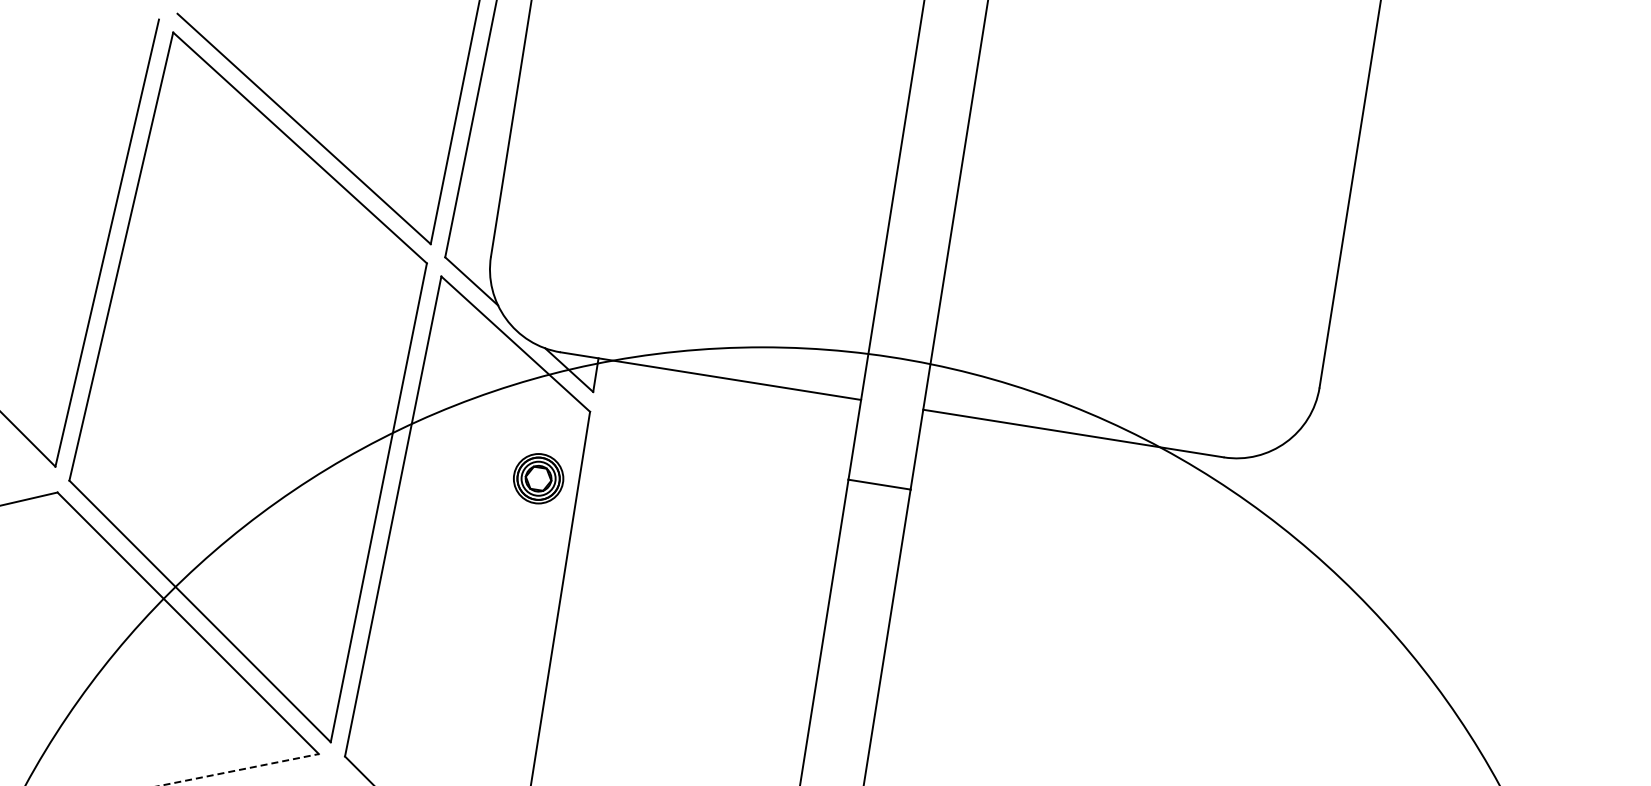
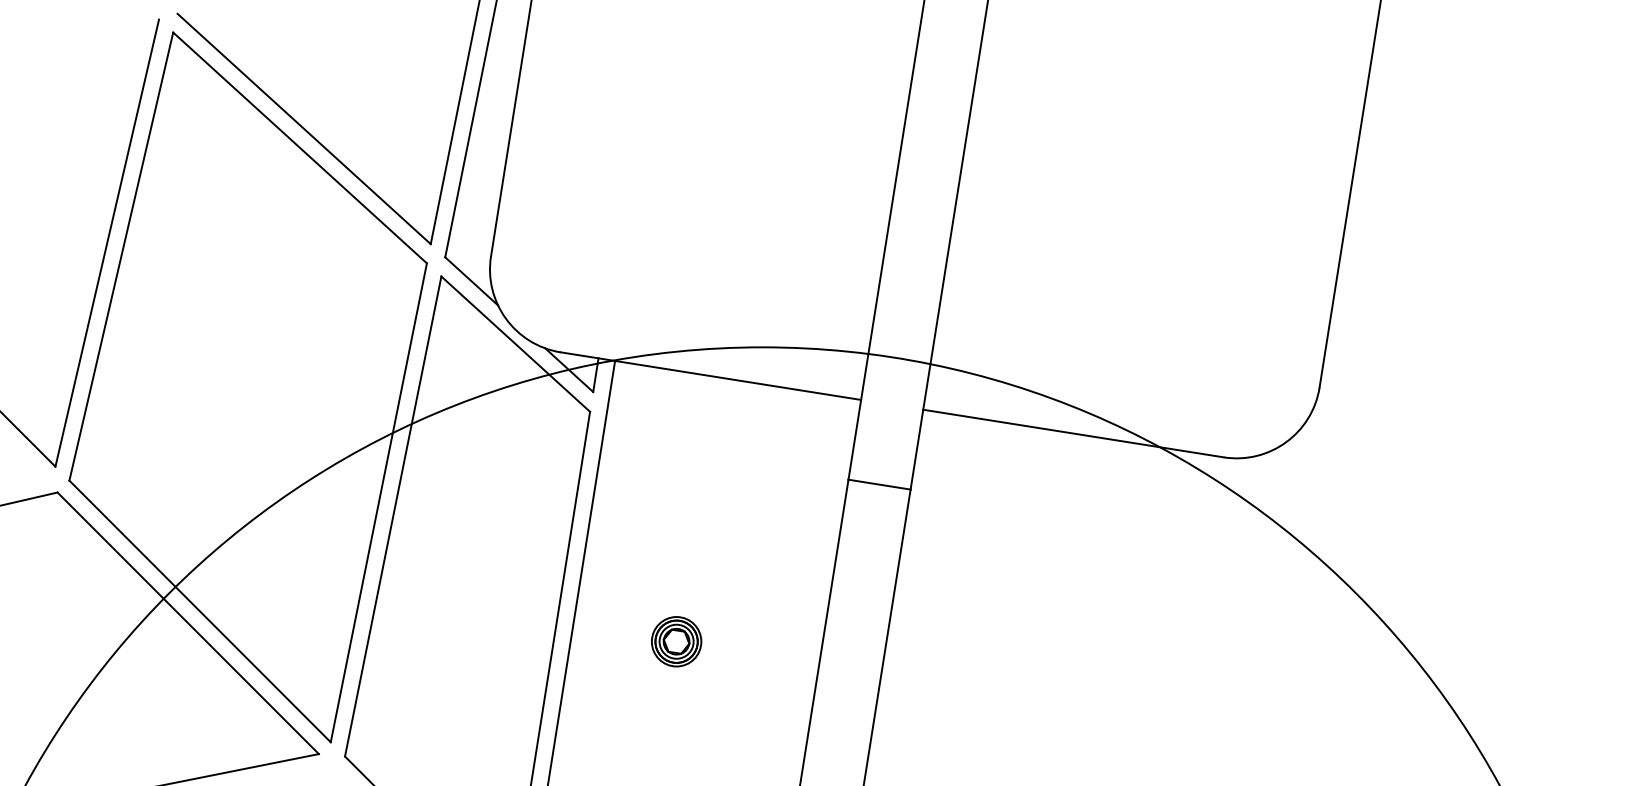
part position: (538, 478) -> (676, 641) (676, 641)
line: none -> present (581, 571)
line: dashed -> solid (239, 769)
